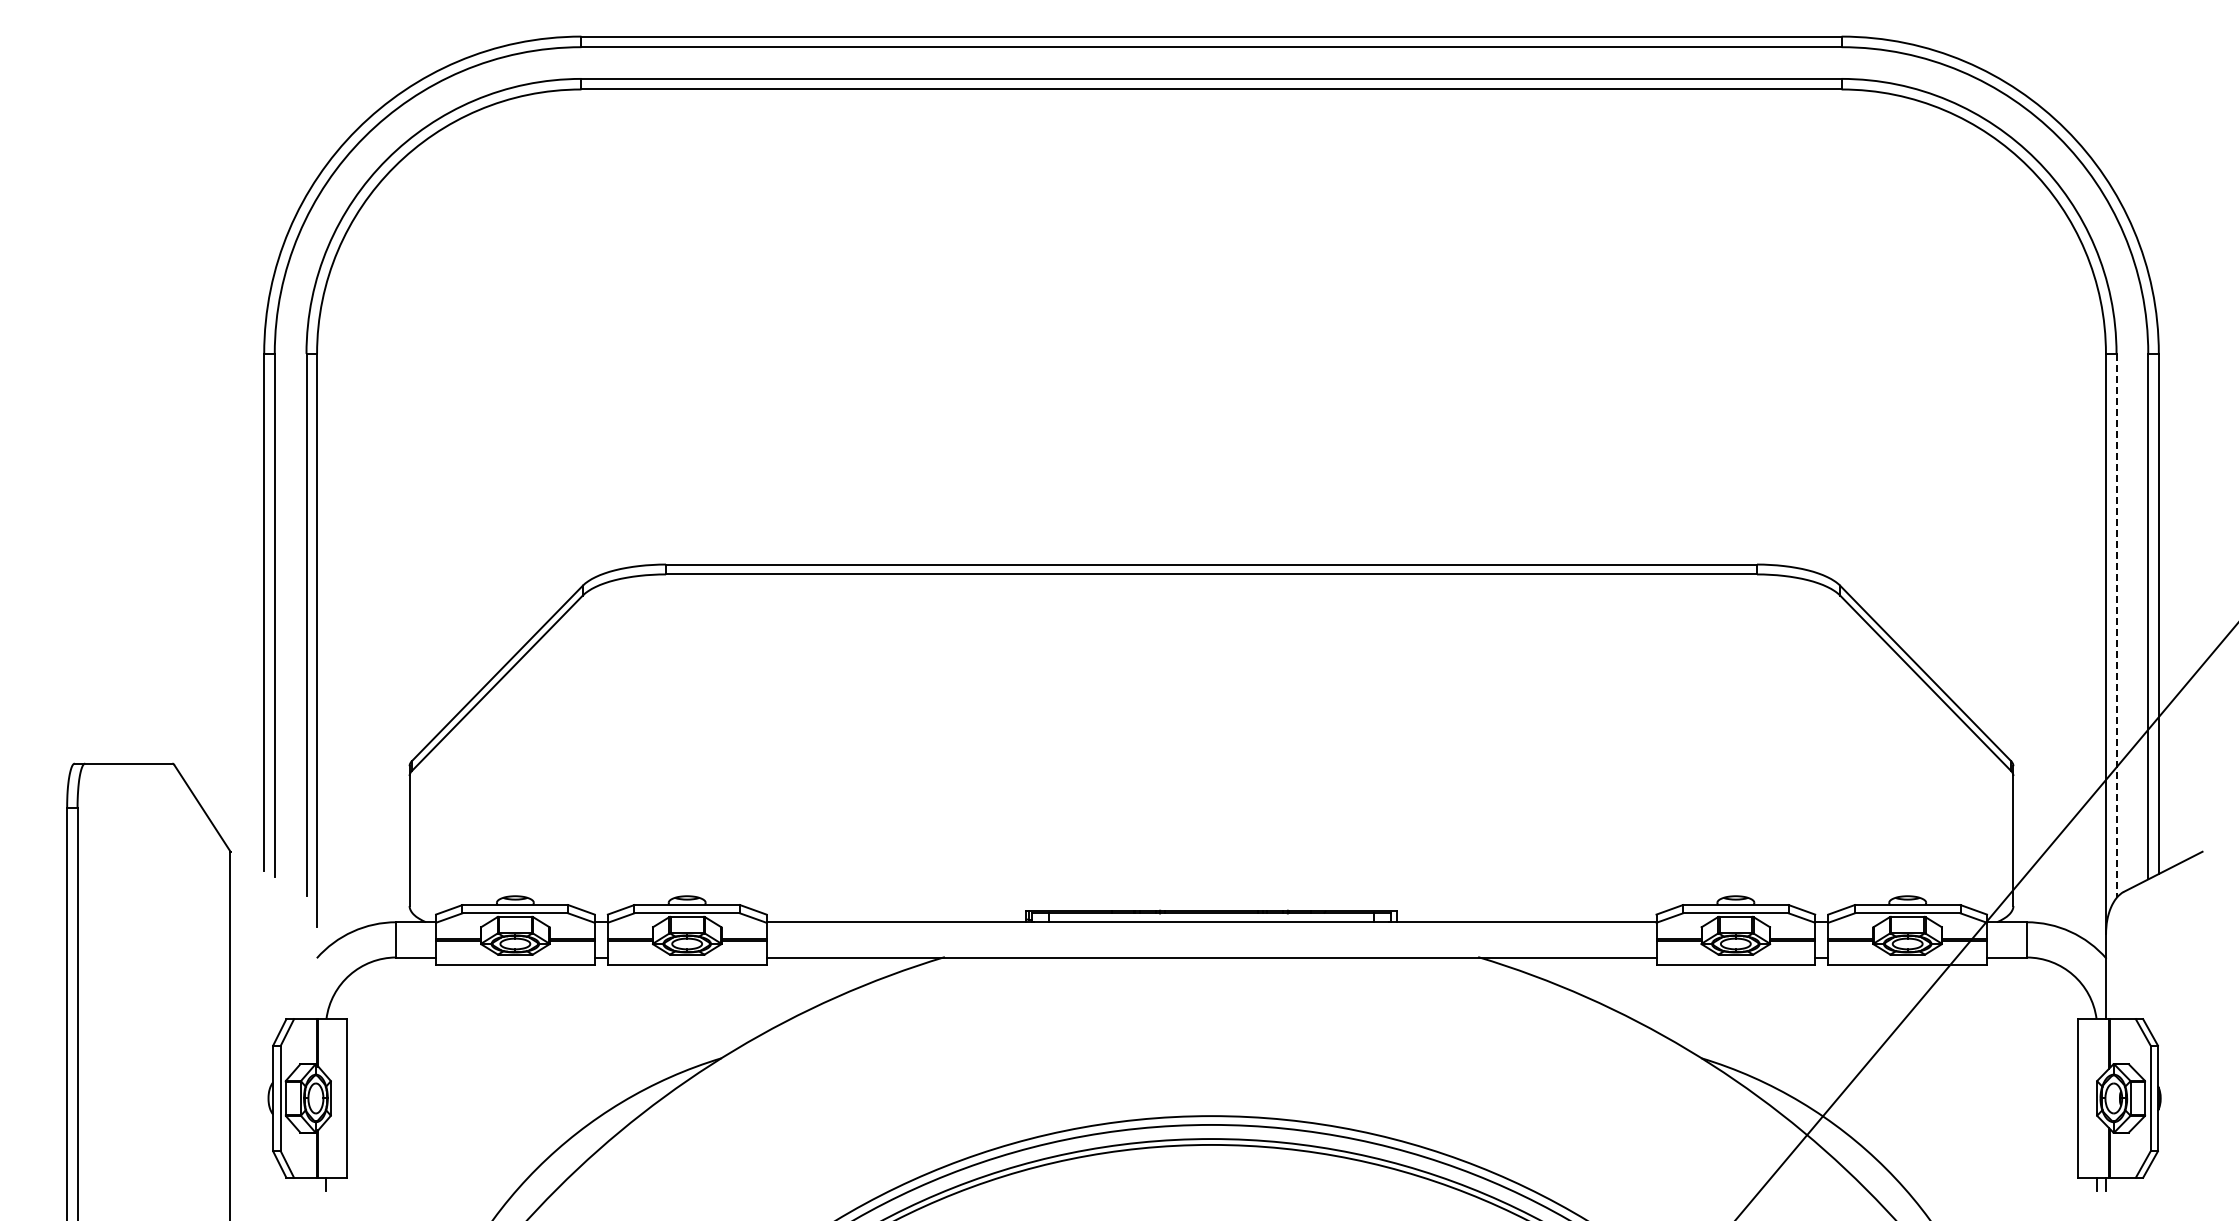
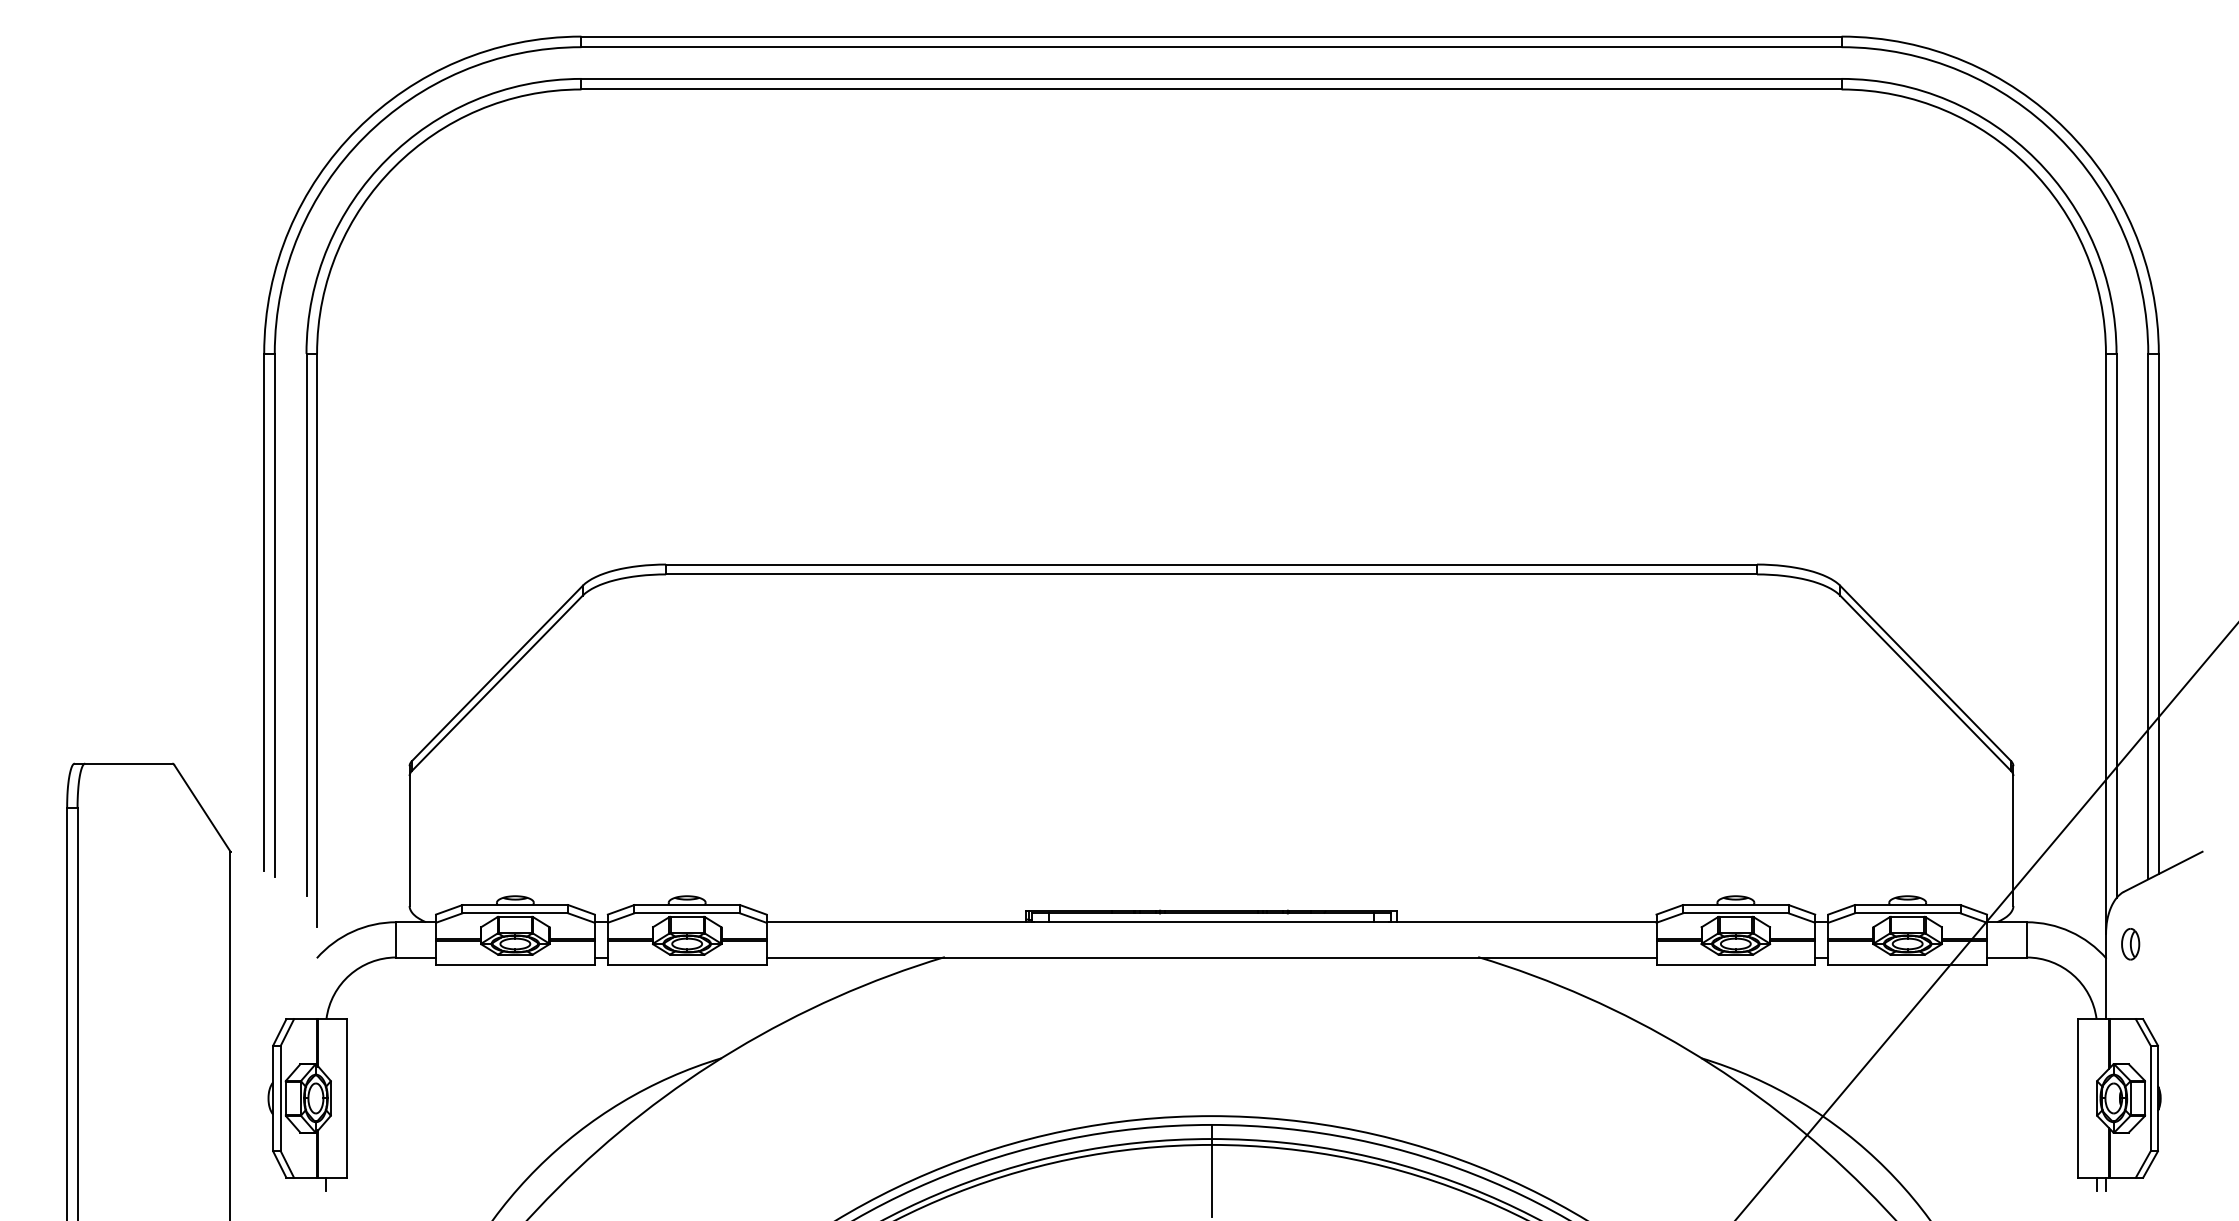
line: dashed -> solid (2116, 626)
part: none -> present (2130, 944)
line: none -> present (1211, 1170)
